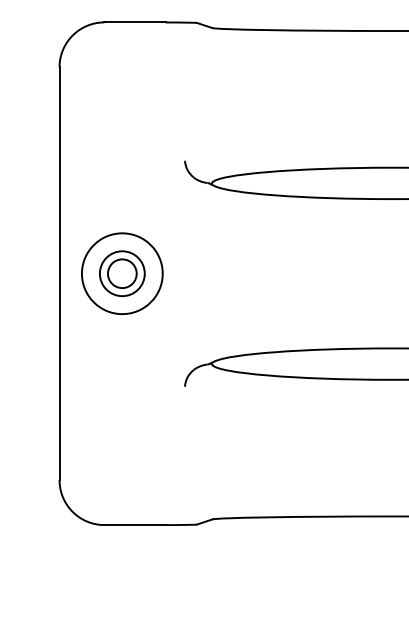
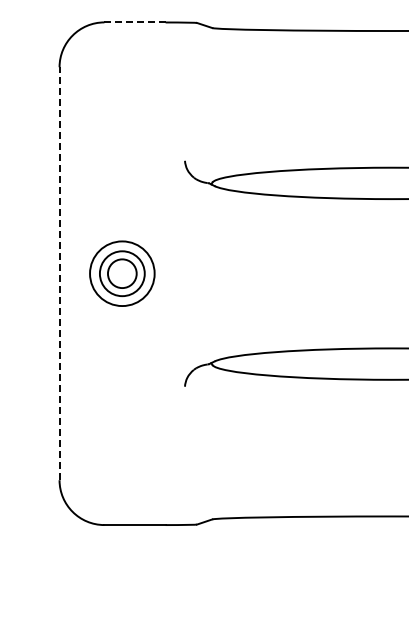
line: solid -> dashed (135, 22)
line: solid -> dashed (59, 273)
circle diameter: 81 px -> 65 px (122, 273)
